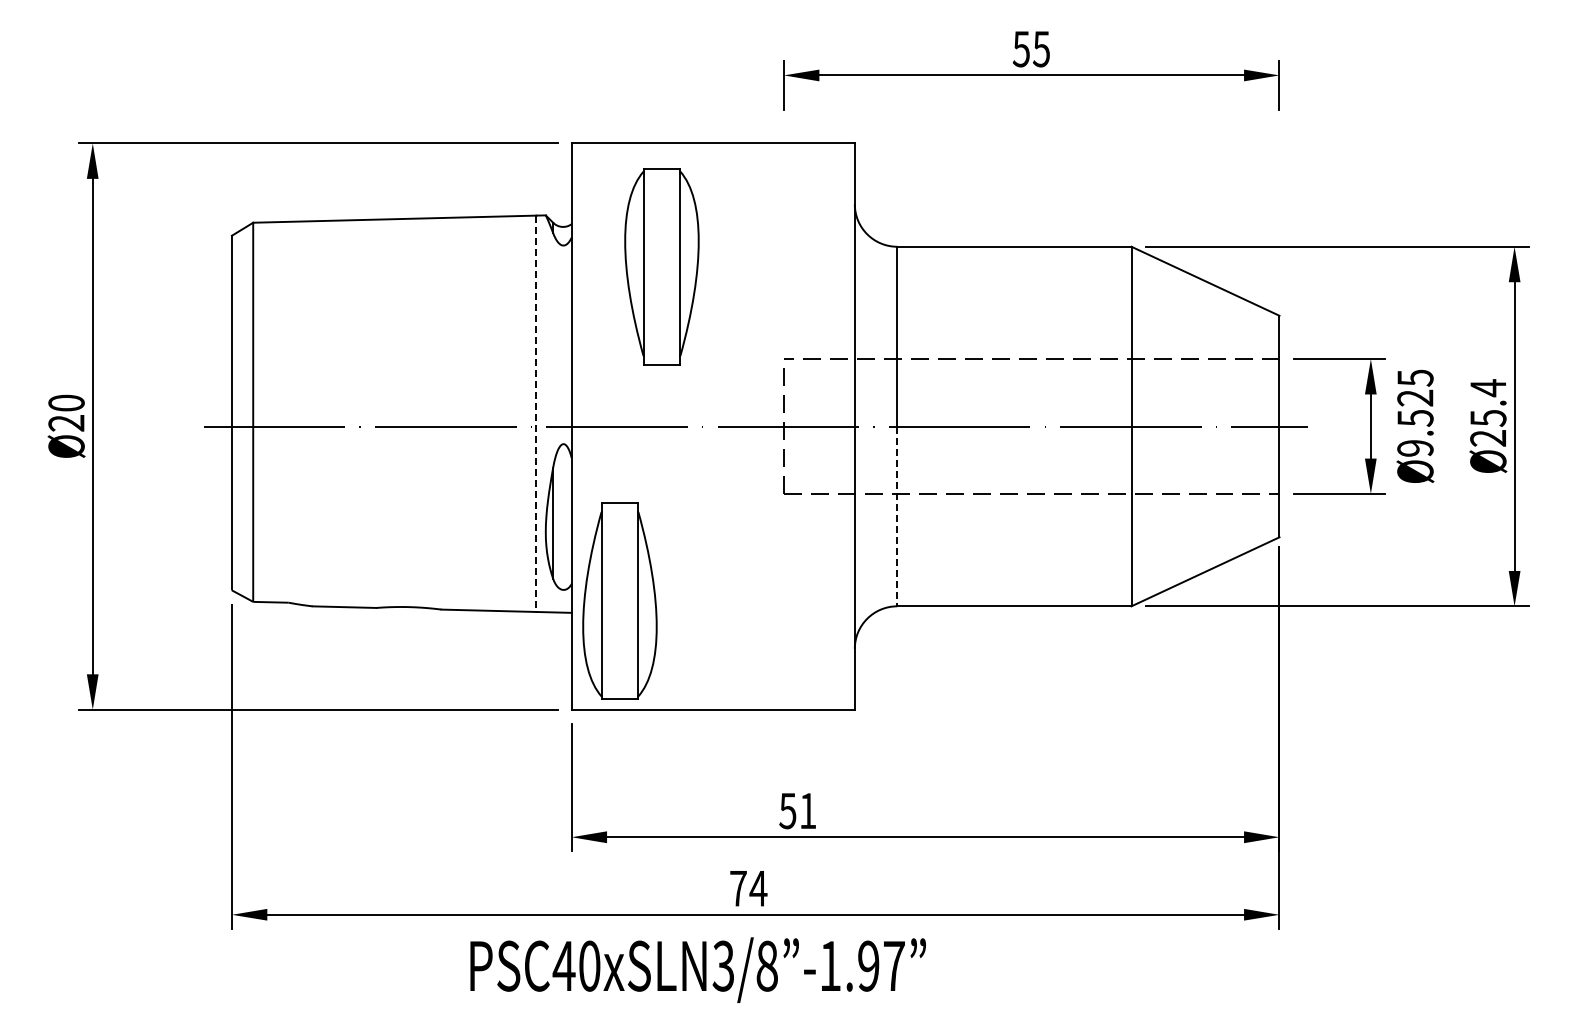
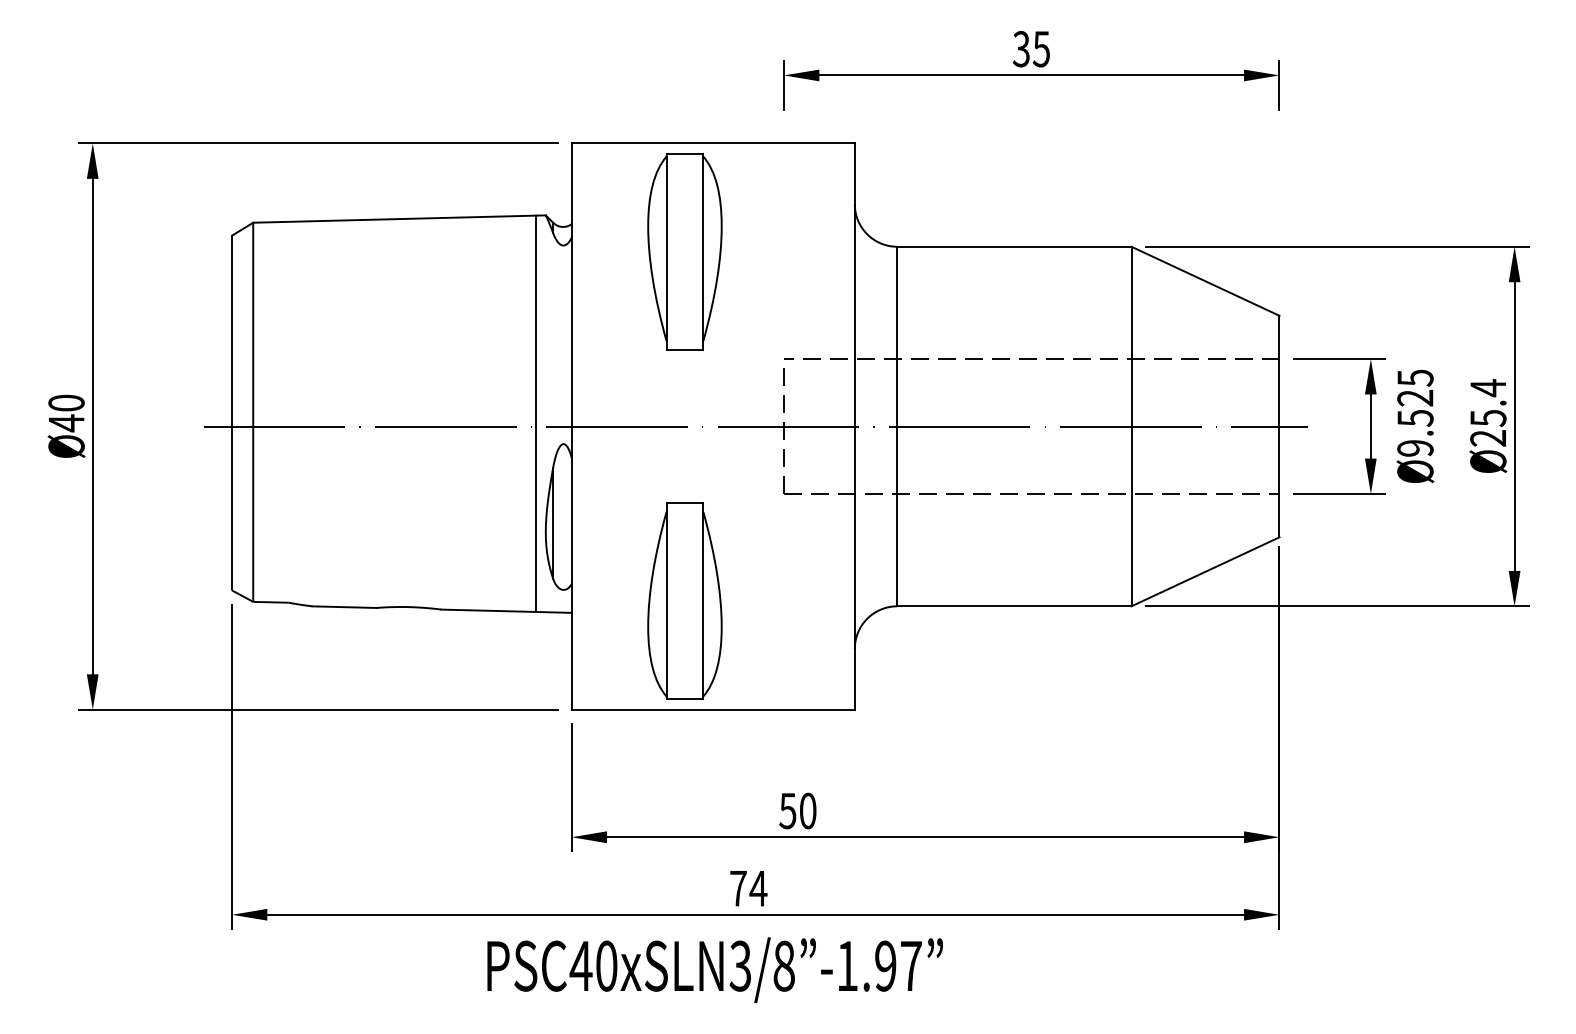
text: 55 -> 35 (1021, 48)
part position: (661, 266) -> (684, 251) (684, 251)
line: dashed -> solid (536, 414)
text: Ø20 -> Ø40 (66, 423)
line: dashed -> solid (897, 516)
part position: (619, 600) -> (684, 600) (684, 600)
text: 51 -> 50 (808, 810)
text position: (697, 969) -> (714, 969) (714, 969)
